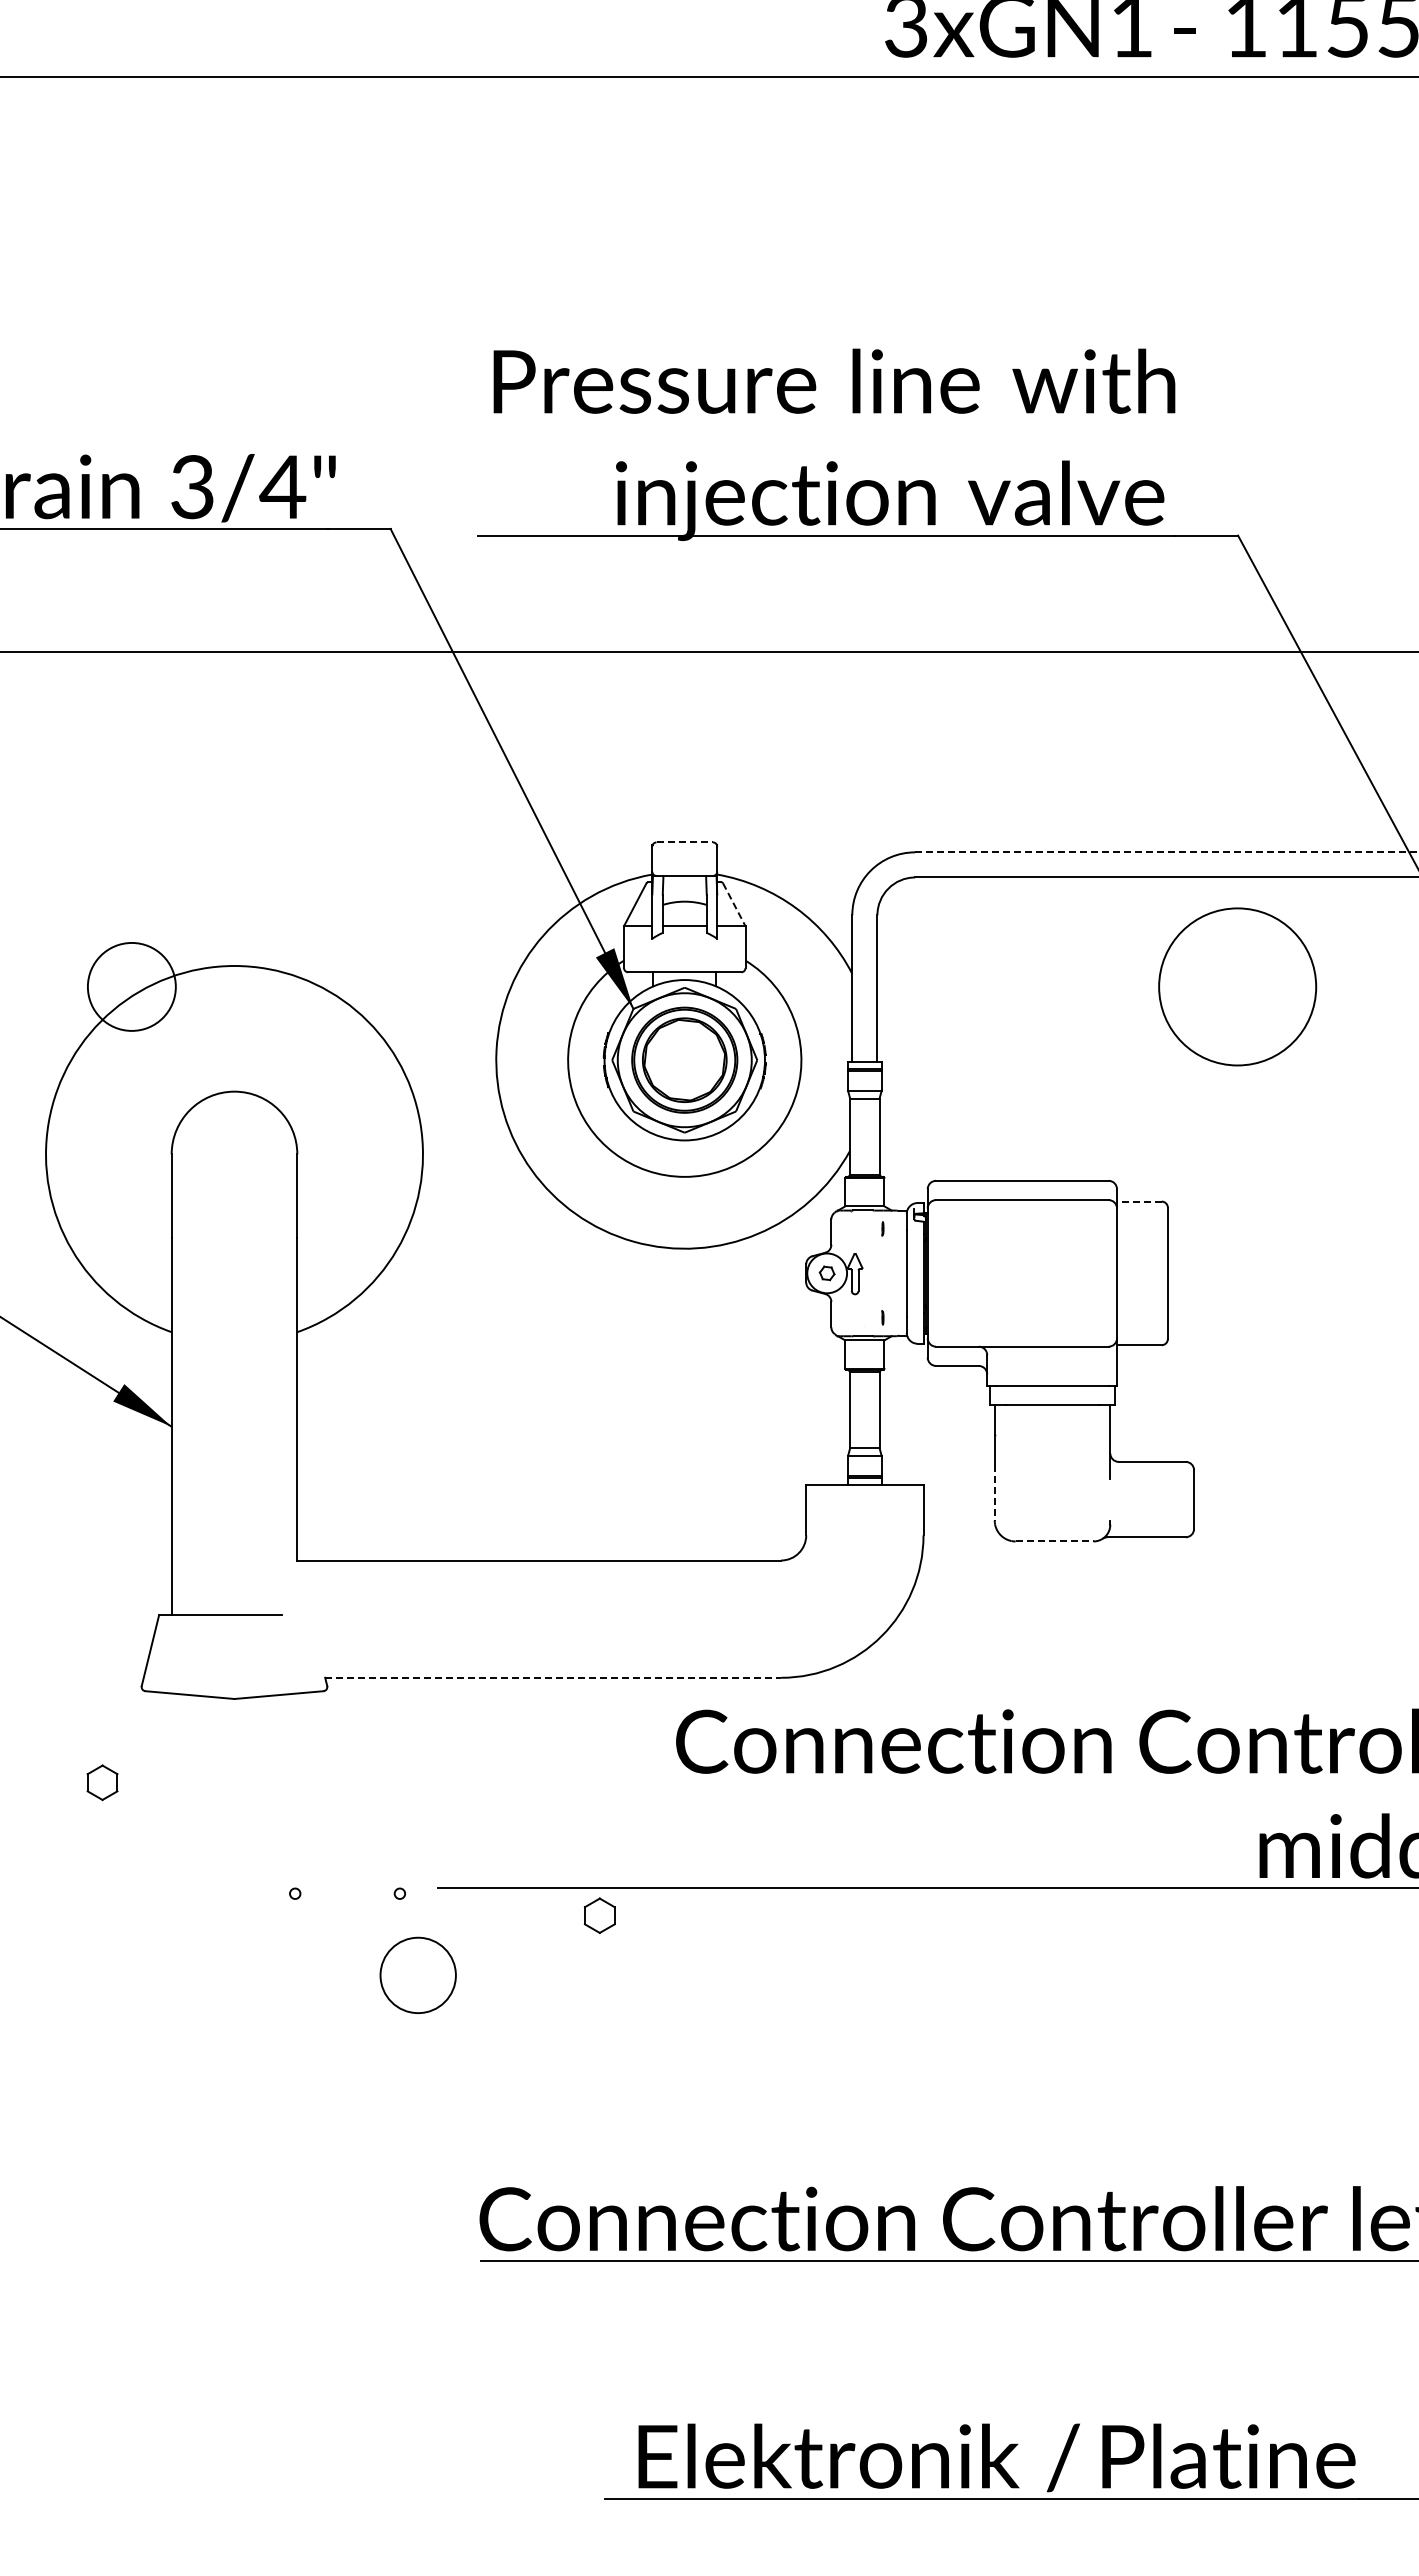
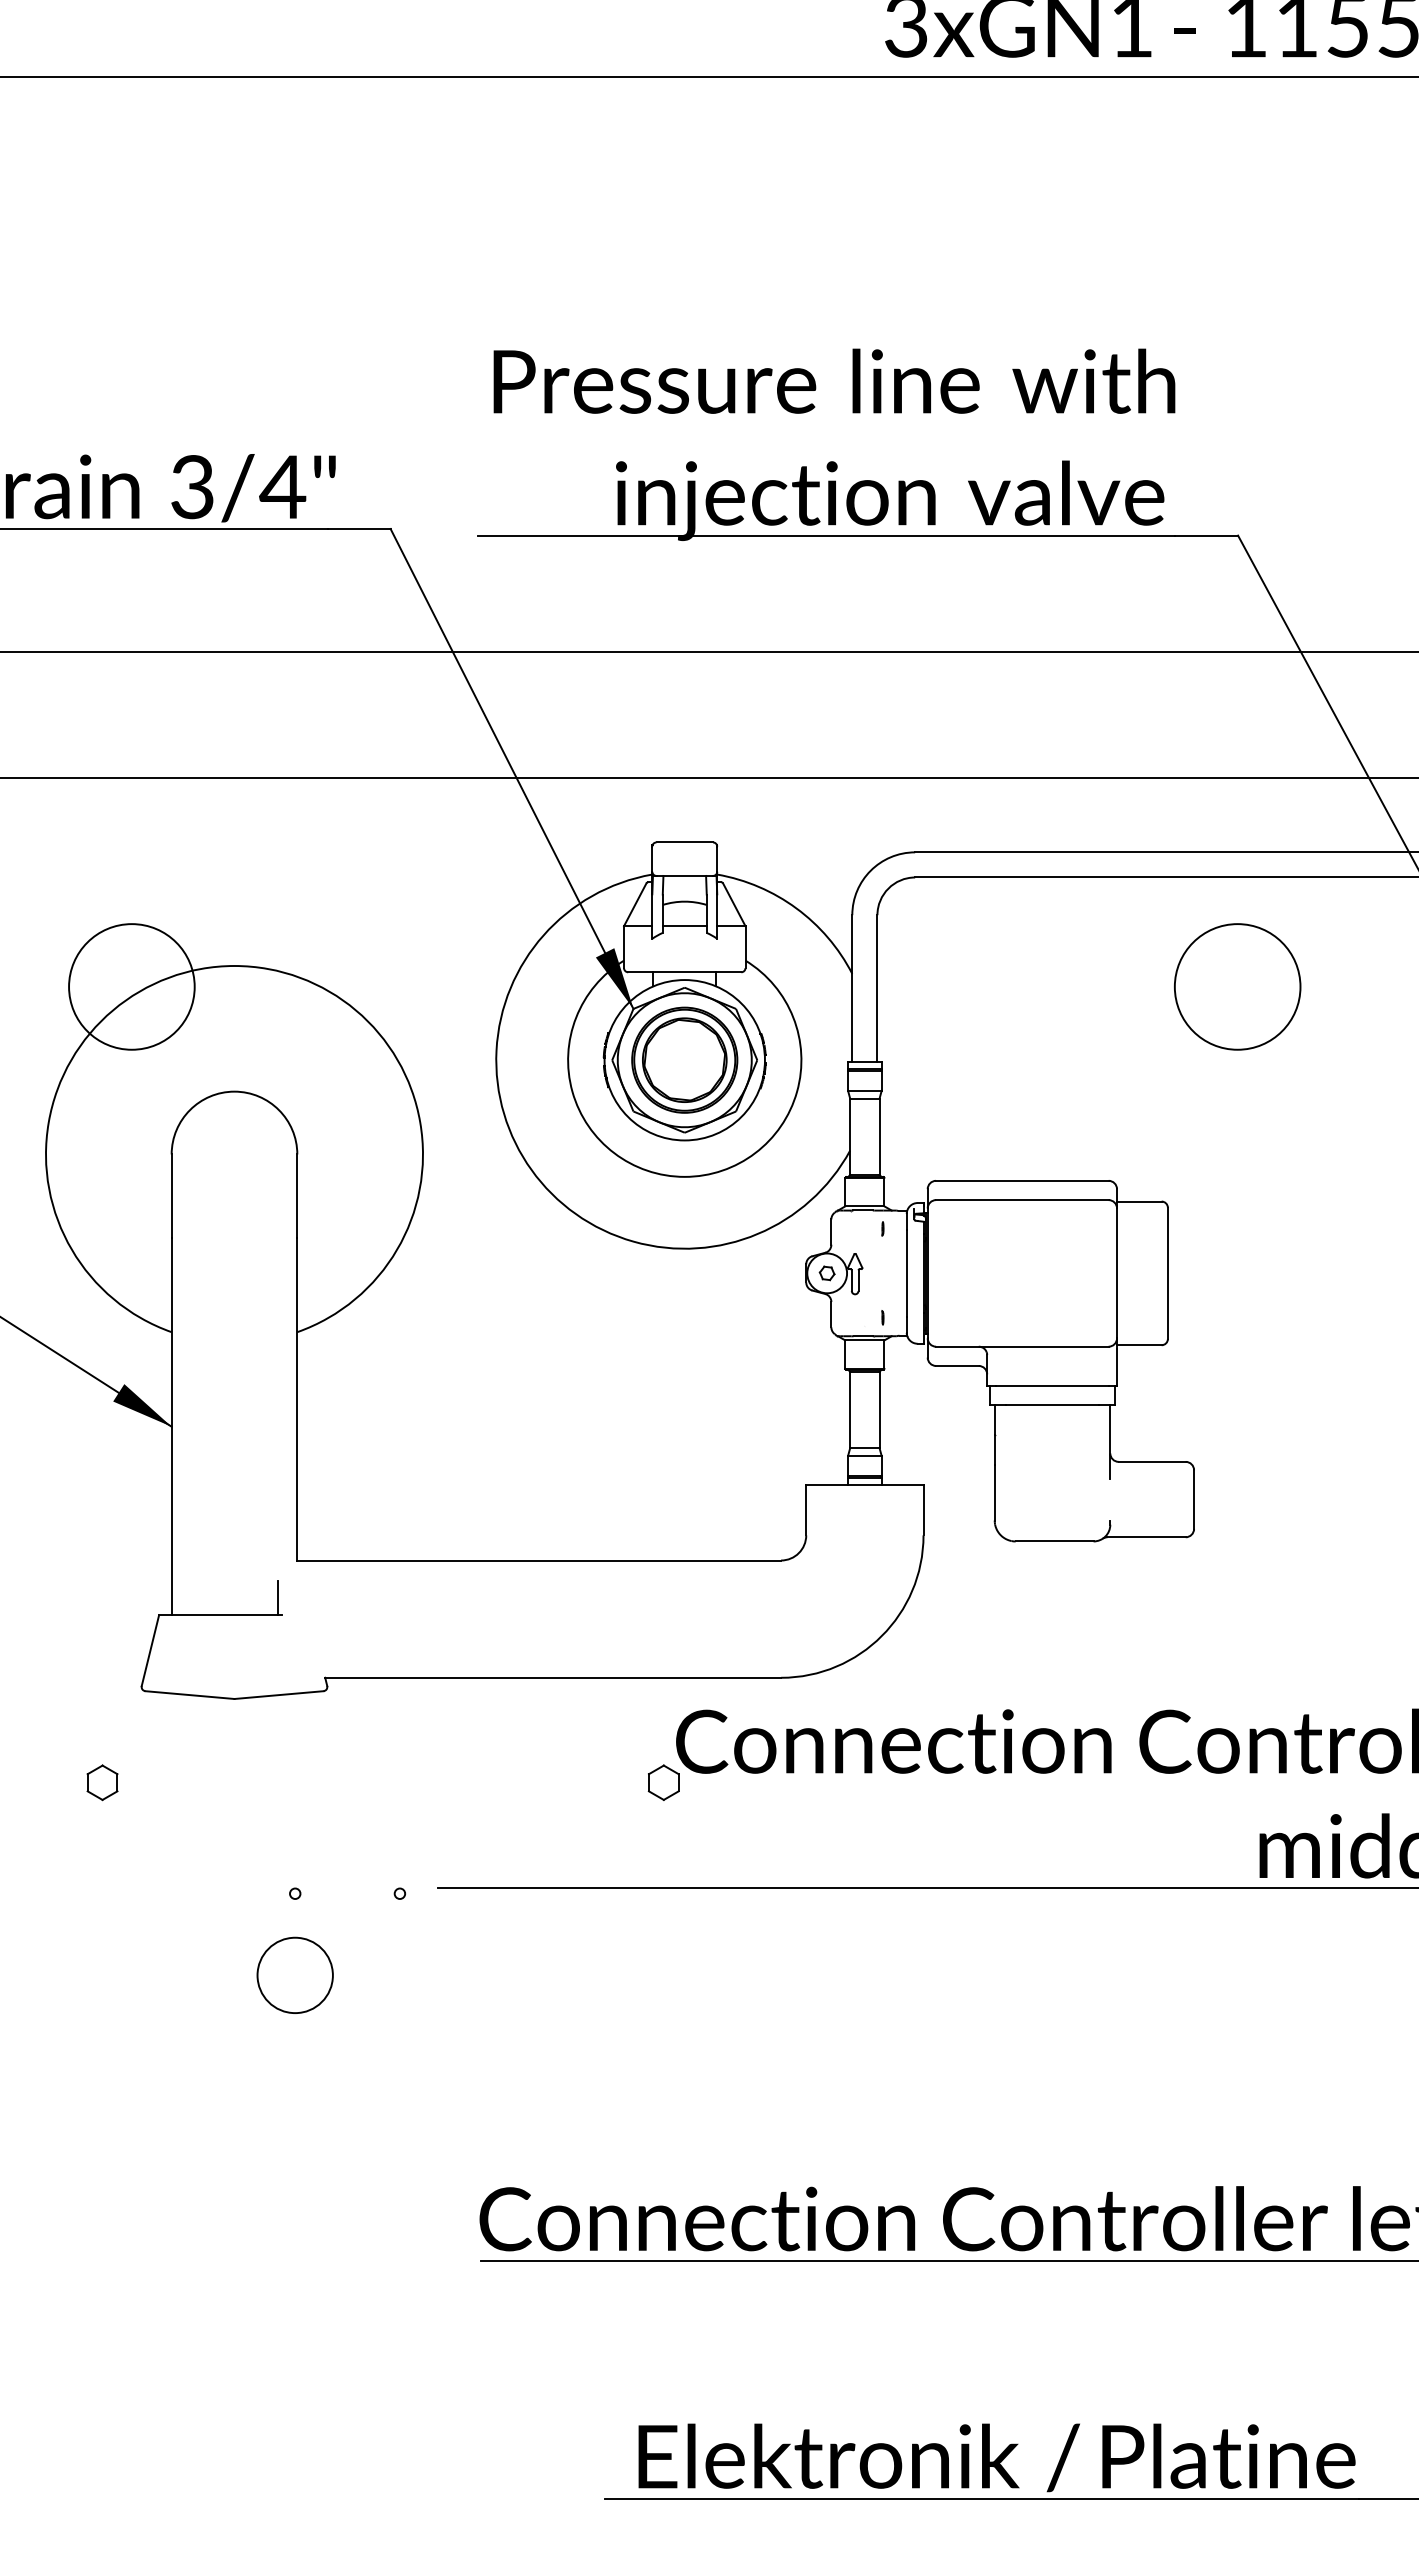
line: none -> present (708, 777)
line: dashed -> solid (685, 842)
line: dashed -> solid (1167, 852)
line: dashed -> solid (734, 905)
circle diameter: 88 px -> 126 px (131, 986)
circle diameter: 157 px -> 126 px (1237, 986)
line: dashed -> solid (1138, 1201)
line: dashed -> solid (994, 1492)
line: dashed -> solid (1054, 1541)
line: none -> present (278, 1598)
line: dashed -> solid (553, 1677)
part position: (599, 1915) -> (663, 1782) (663, 1782)
circle position: (417, 1974) -> (294, 1974) (294, 1974)
